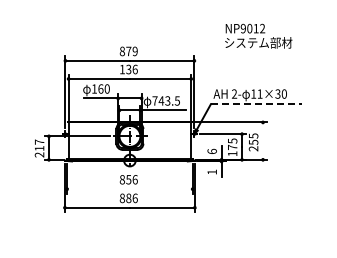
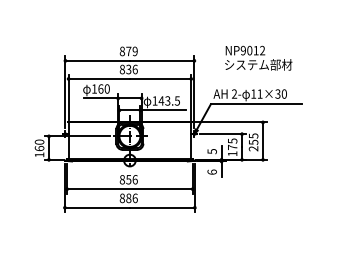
text position: (258, 35) -> (258, 57) (258, 57)
text: 136 -> 836 (121, 69)
text: 743.5 -> 143.5 (154, 100)
line: dashed -> solid (256, 104)
line: none -> present (263, 140)
text: 217 -> 160 (39, 148)
text: 6 -> 5 (211, 151)
text: 1 -> 6 (211, 171)
line: none -> present (129, 189)
